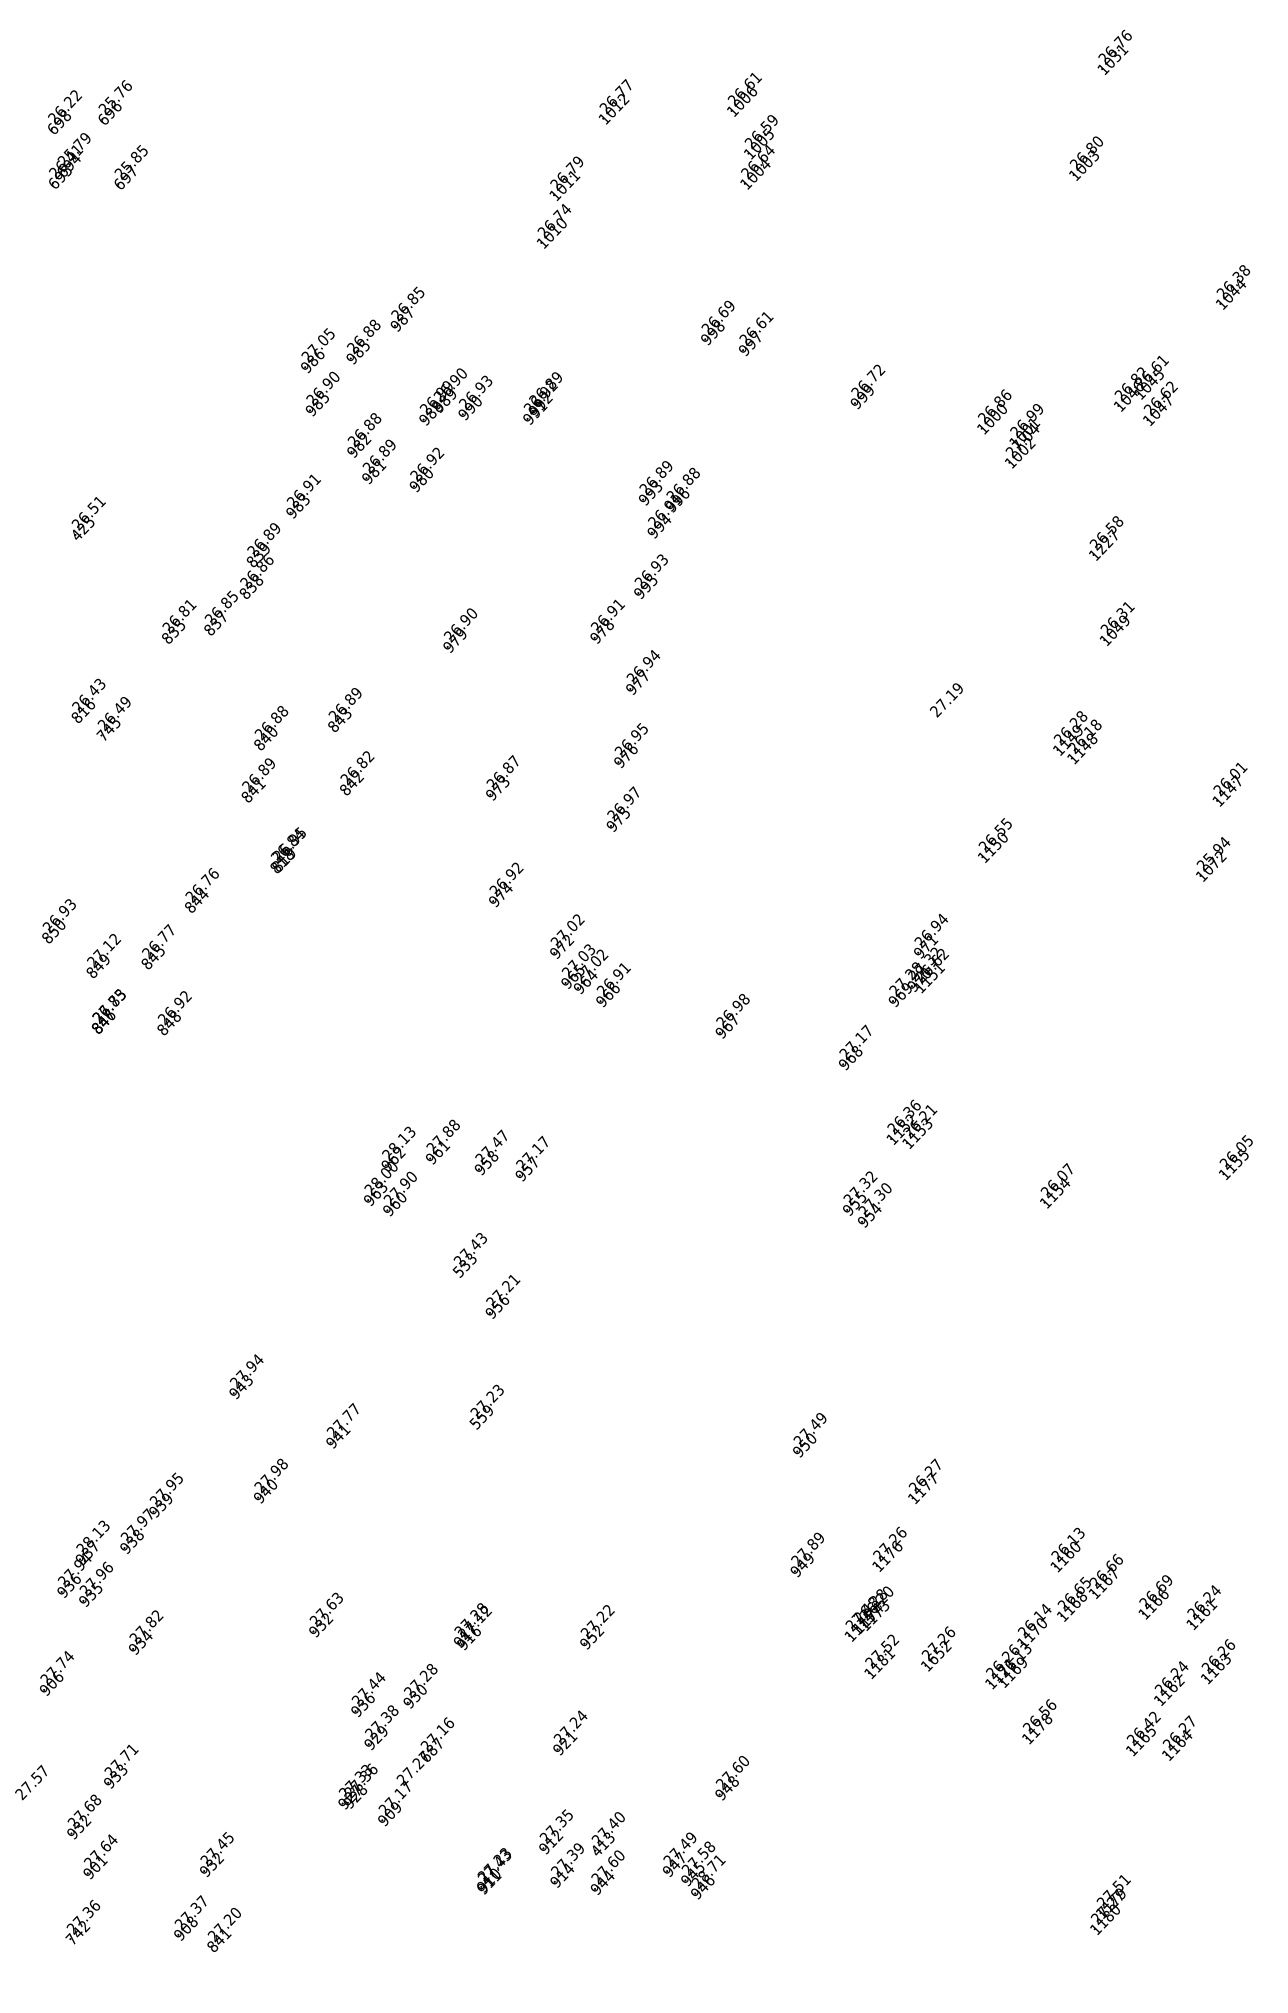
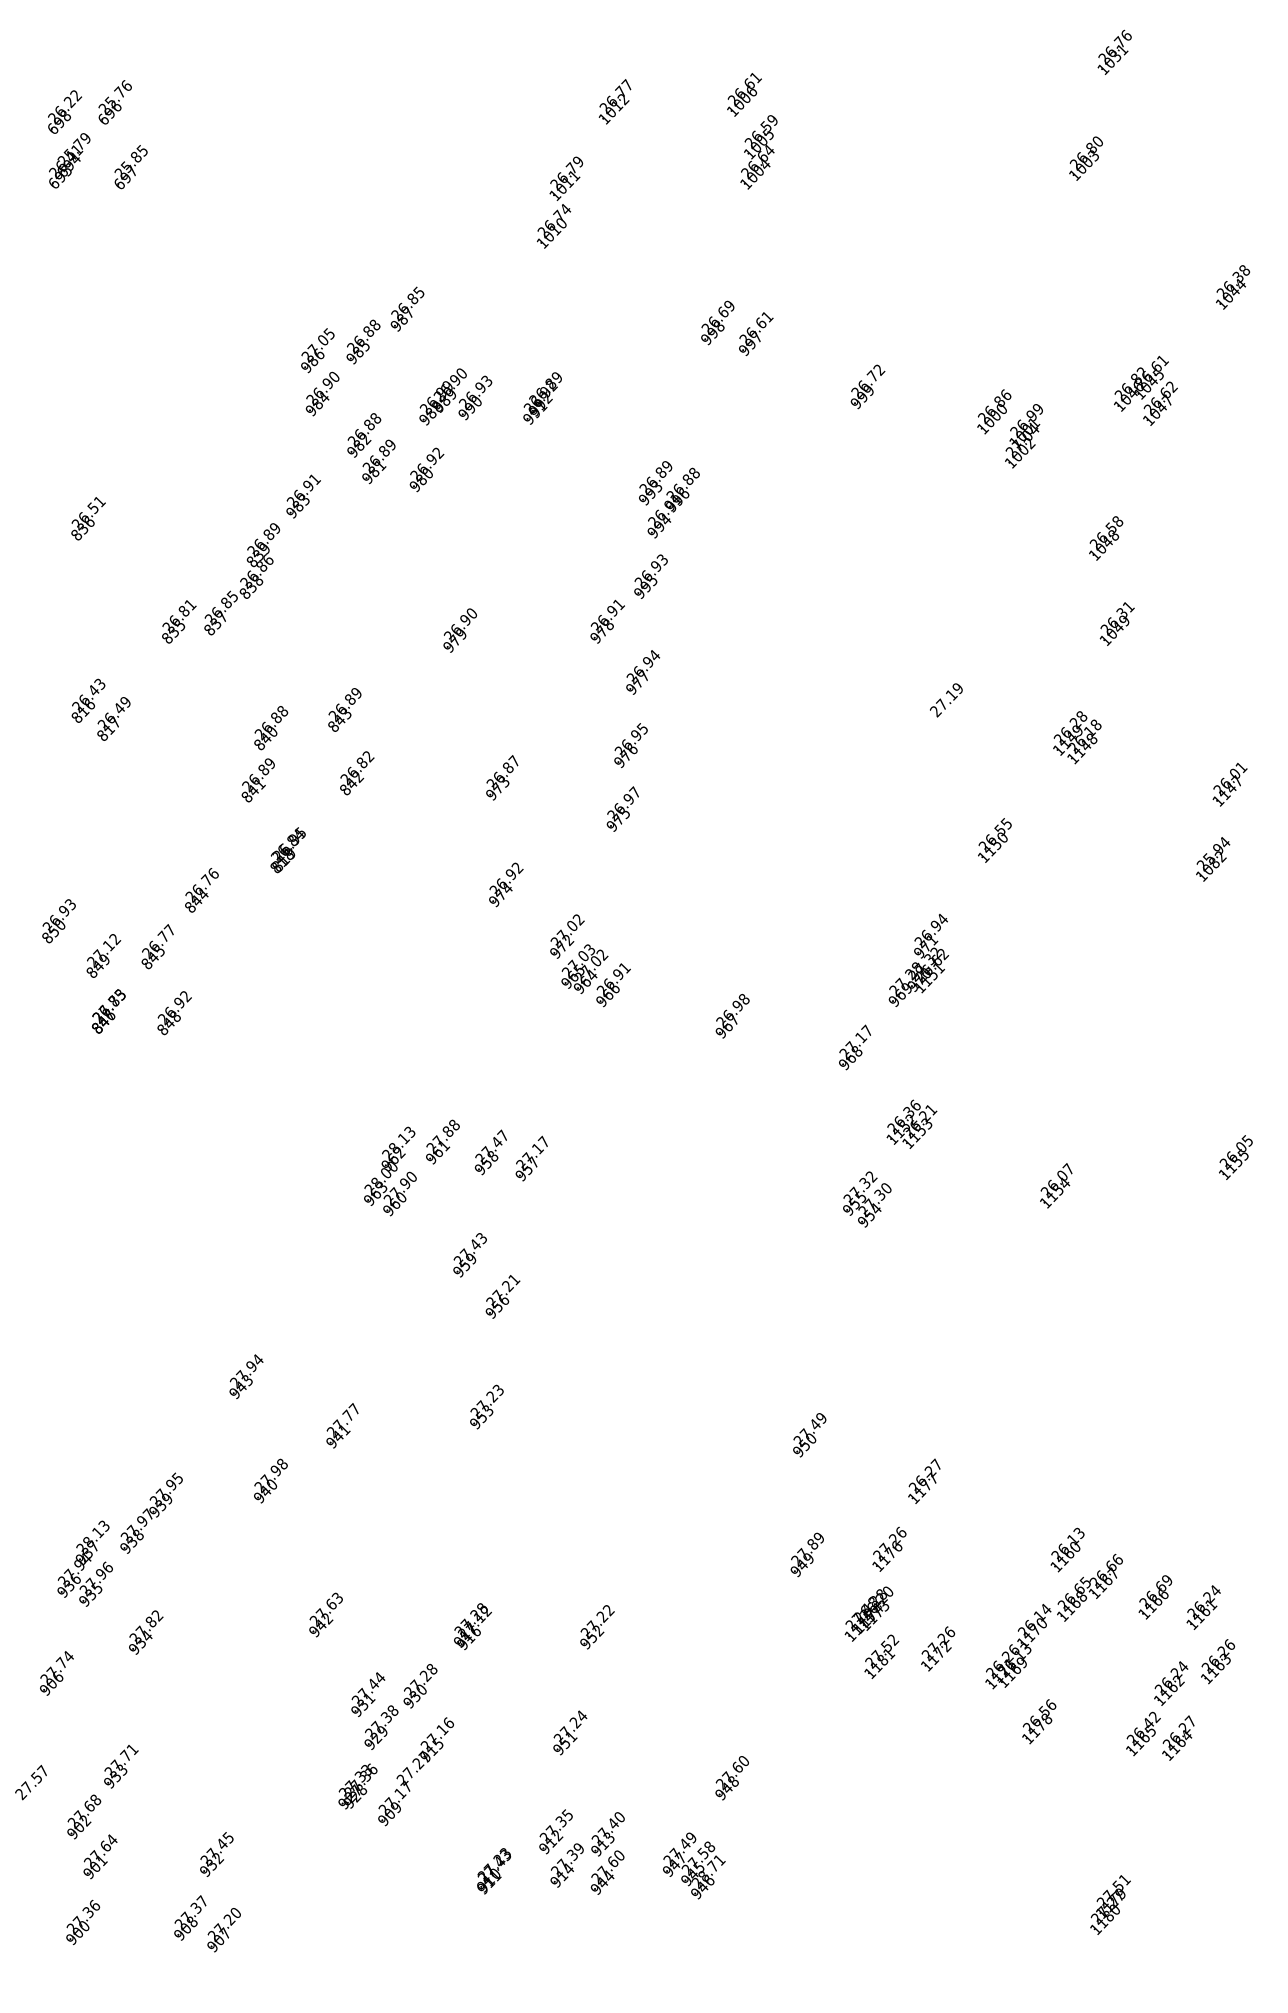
text: 985 -> 984 (323, 398)
text: 425 -> 836 (82, 528)
text: 1227 -> 1048 (1107, 541)
text: 745 -> 817 (108, 728)
text: 1072 -> 1082 (1213, 862)
text: 533 -> 959 (464, 1265)
text: 559 -> 953 (481, 1417)
text: 932 -> 942 (320, 1625)
text: 1652 -> 1172 (935, 1655)
text: 936 -> 931 (369, 1697)
text: 921 -> 951 (565, 1743)
text: 687 -> 915 (431, 1749)
text: 932 -> 902 (78, 1828)
text: 413 -> 913 (596, 1850)
text: 742 -> 900 (77, 1933)
text: 841 -> 907 (219, 1939)
